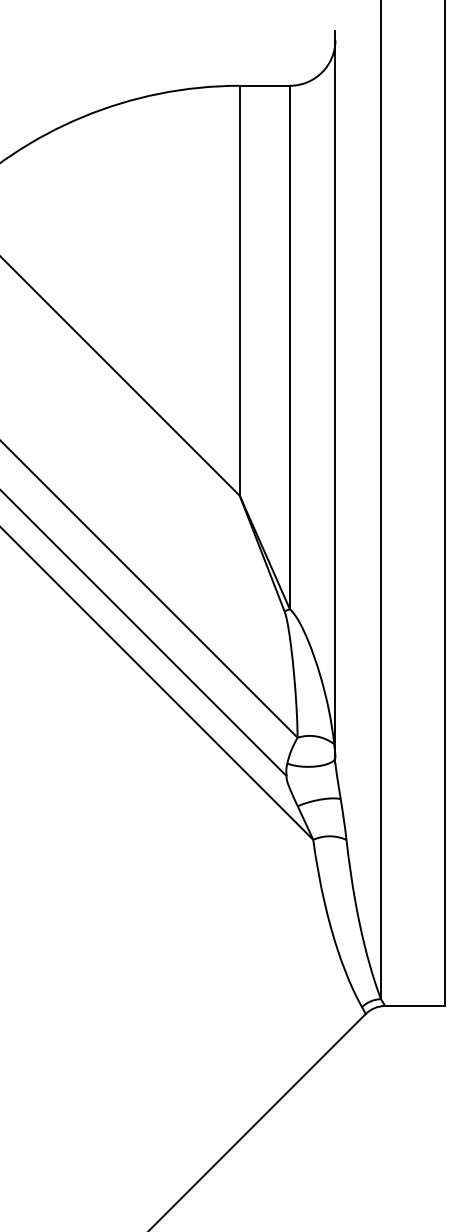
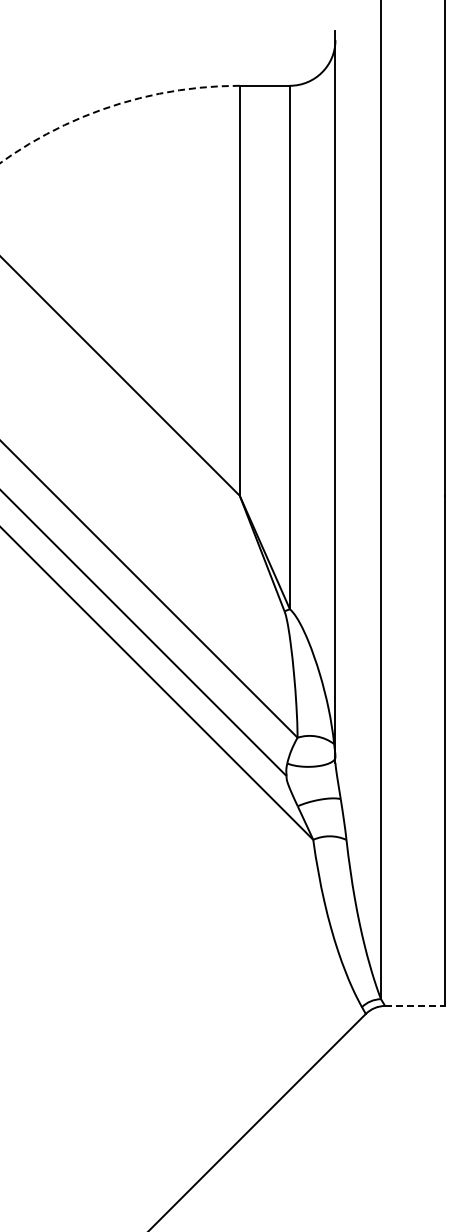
arc: solid -> dashed (114, 105)
line: solid -> dashed (415, 1005)
